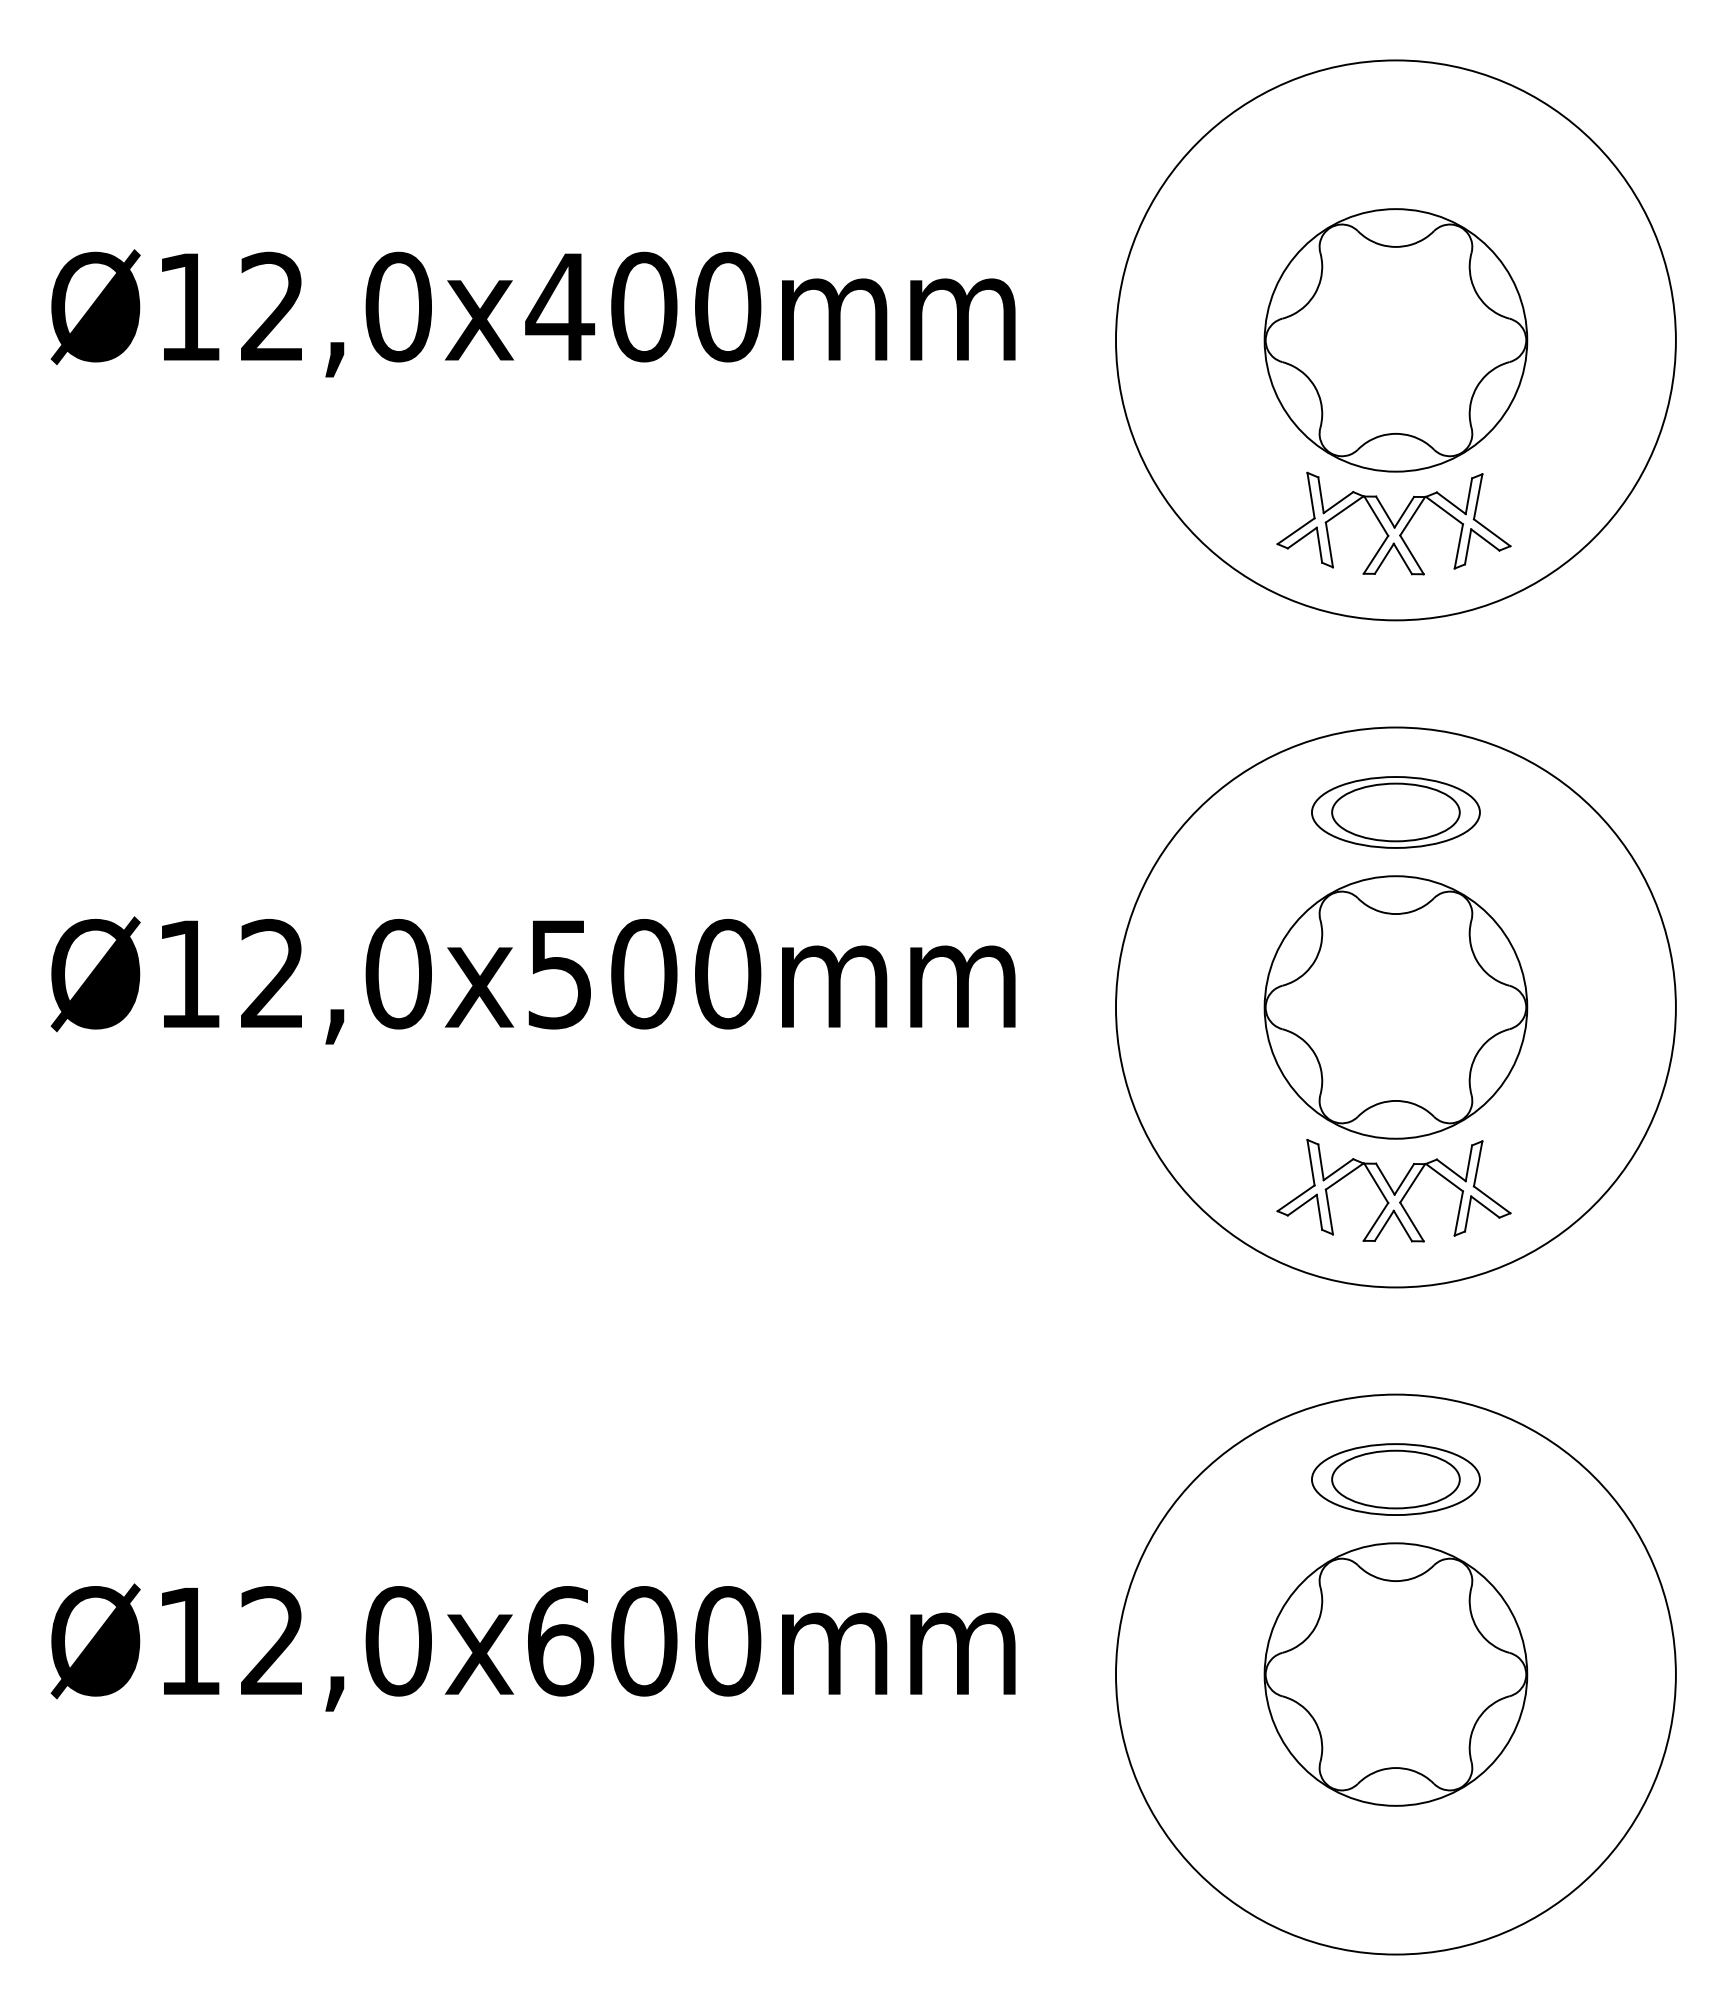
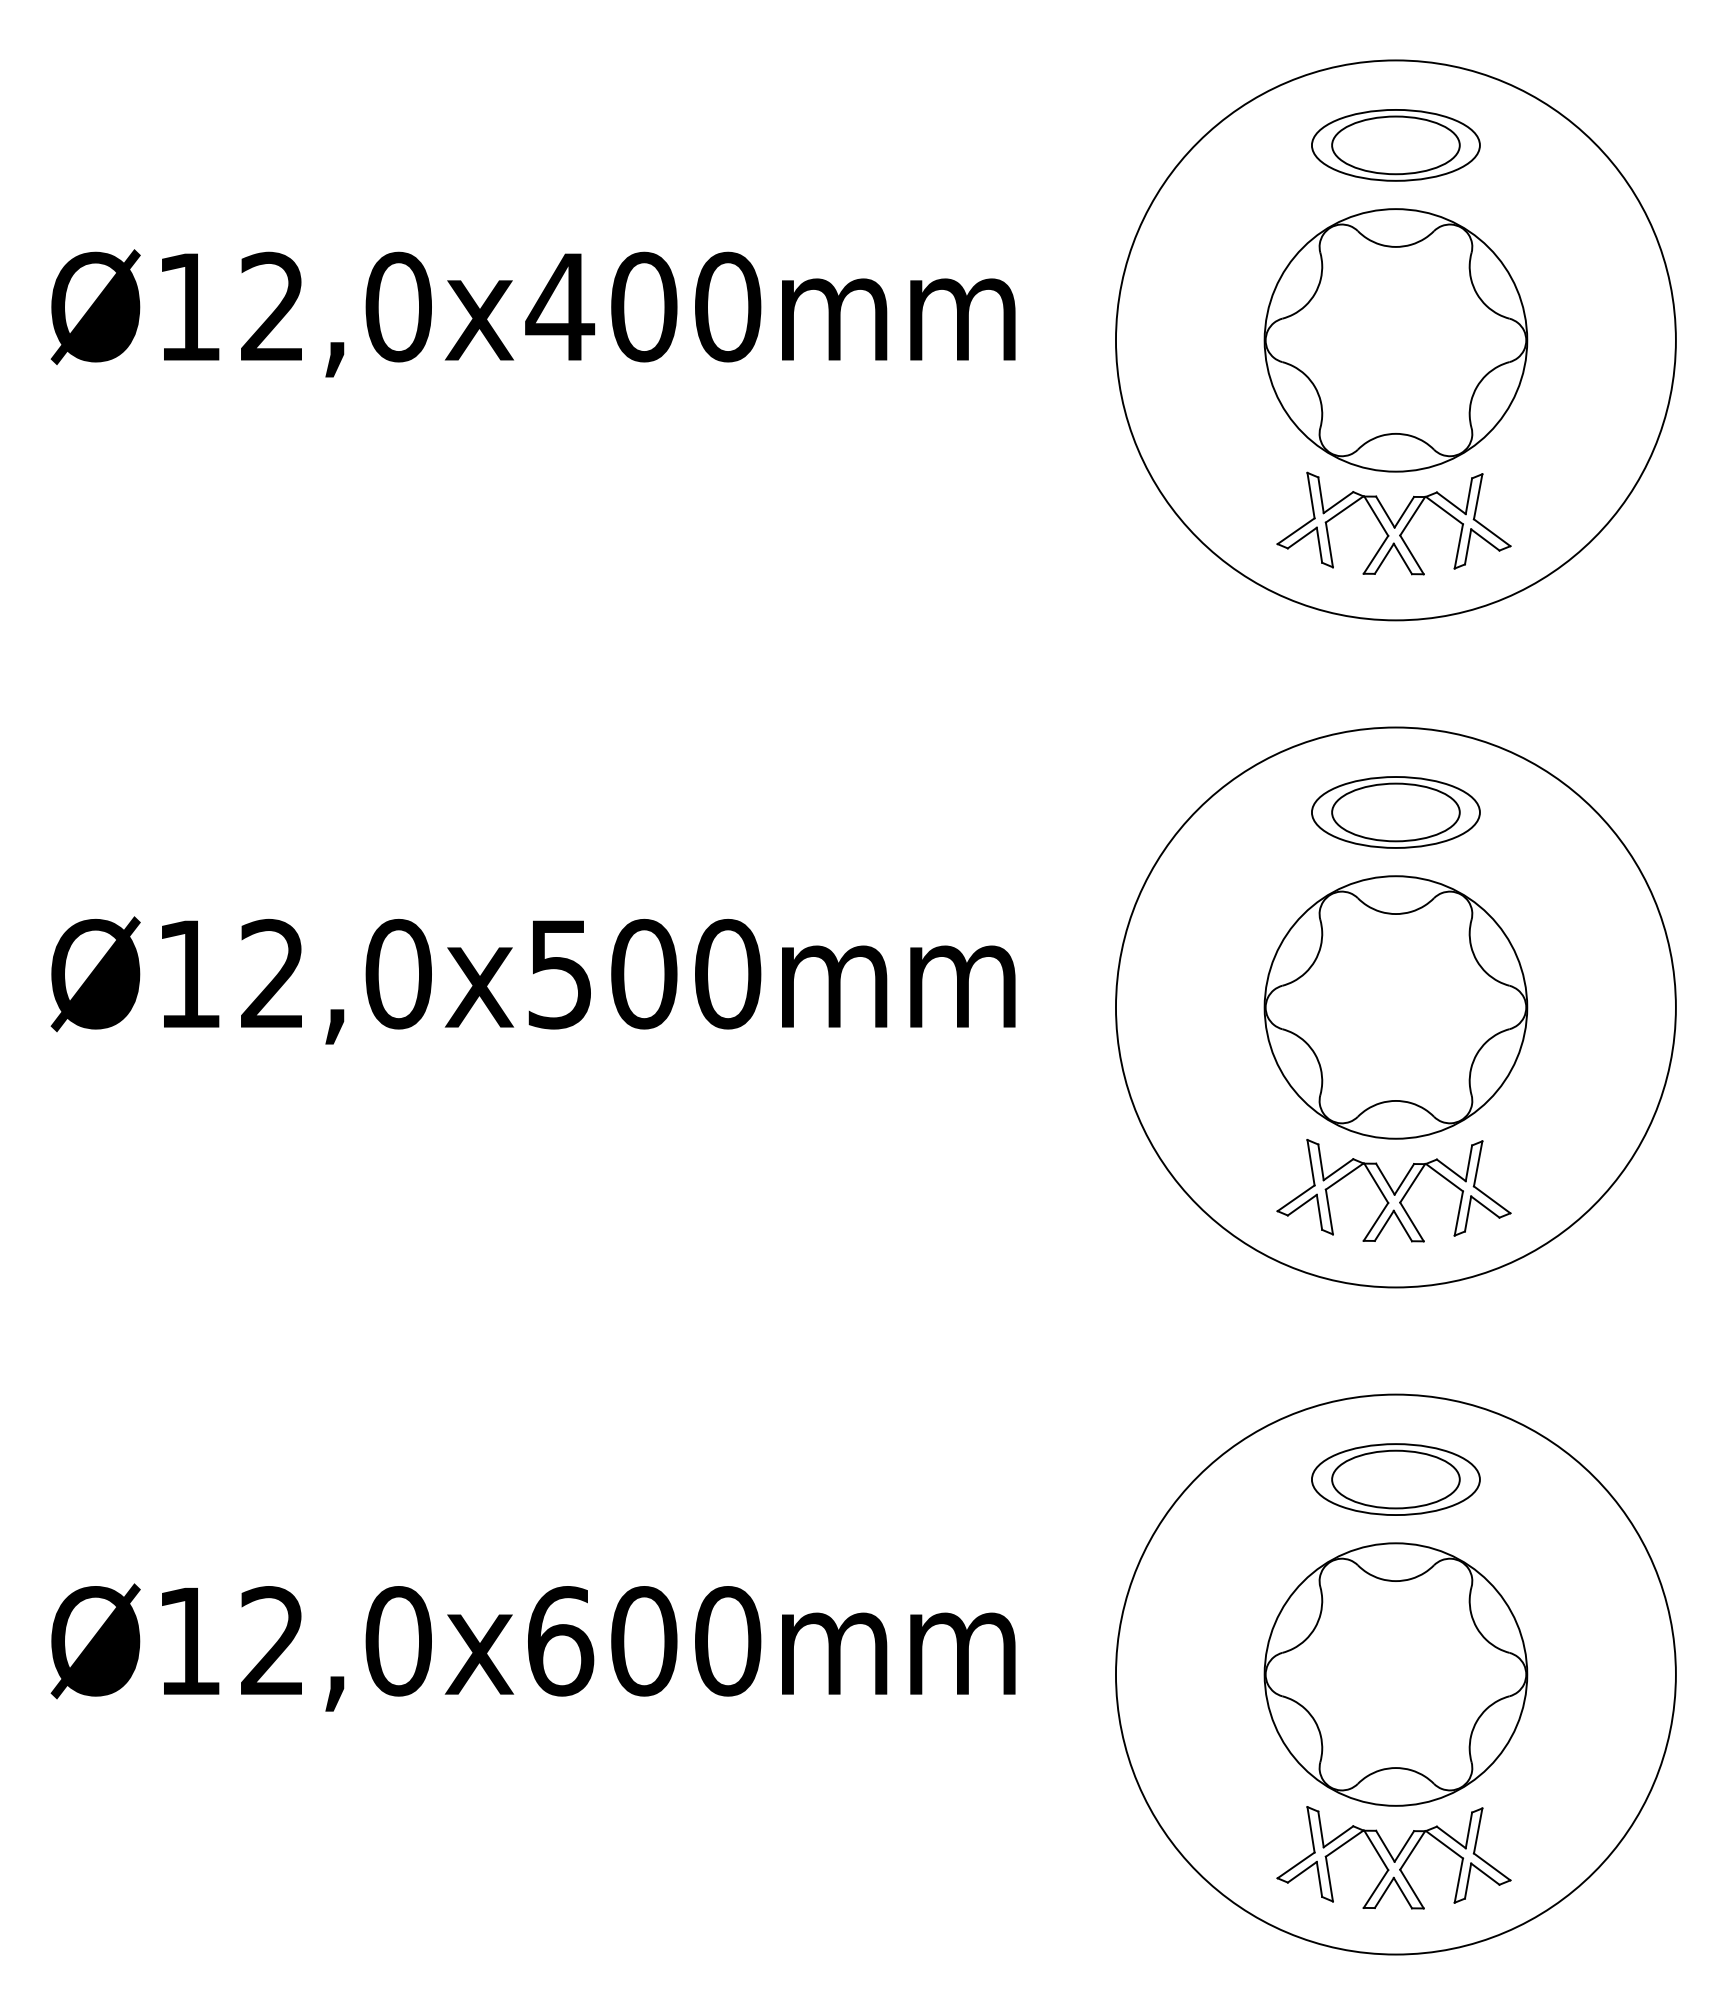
part: none -> present (1395, 145)
part: none -> present (1393, 1857)
